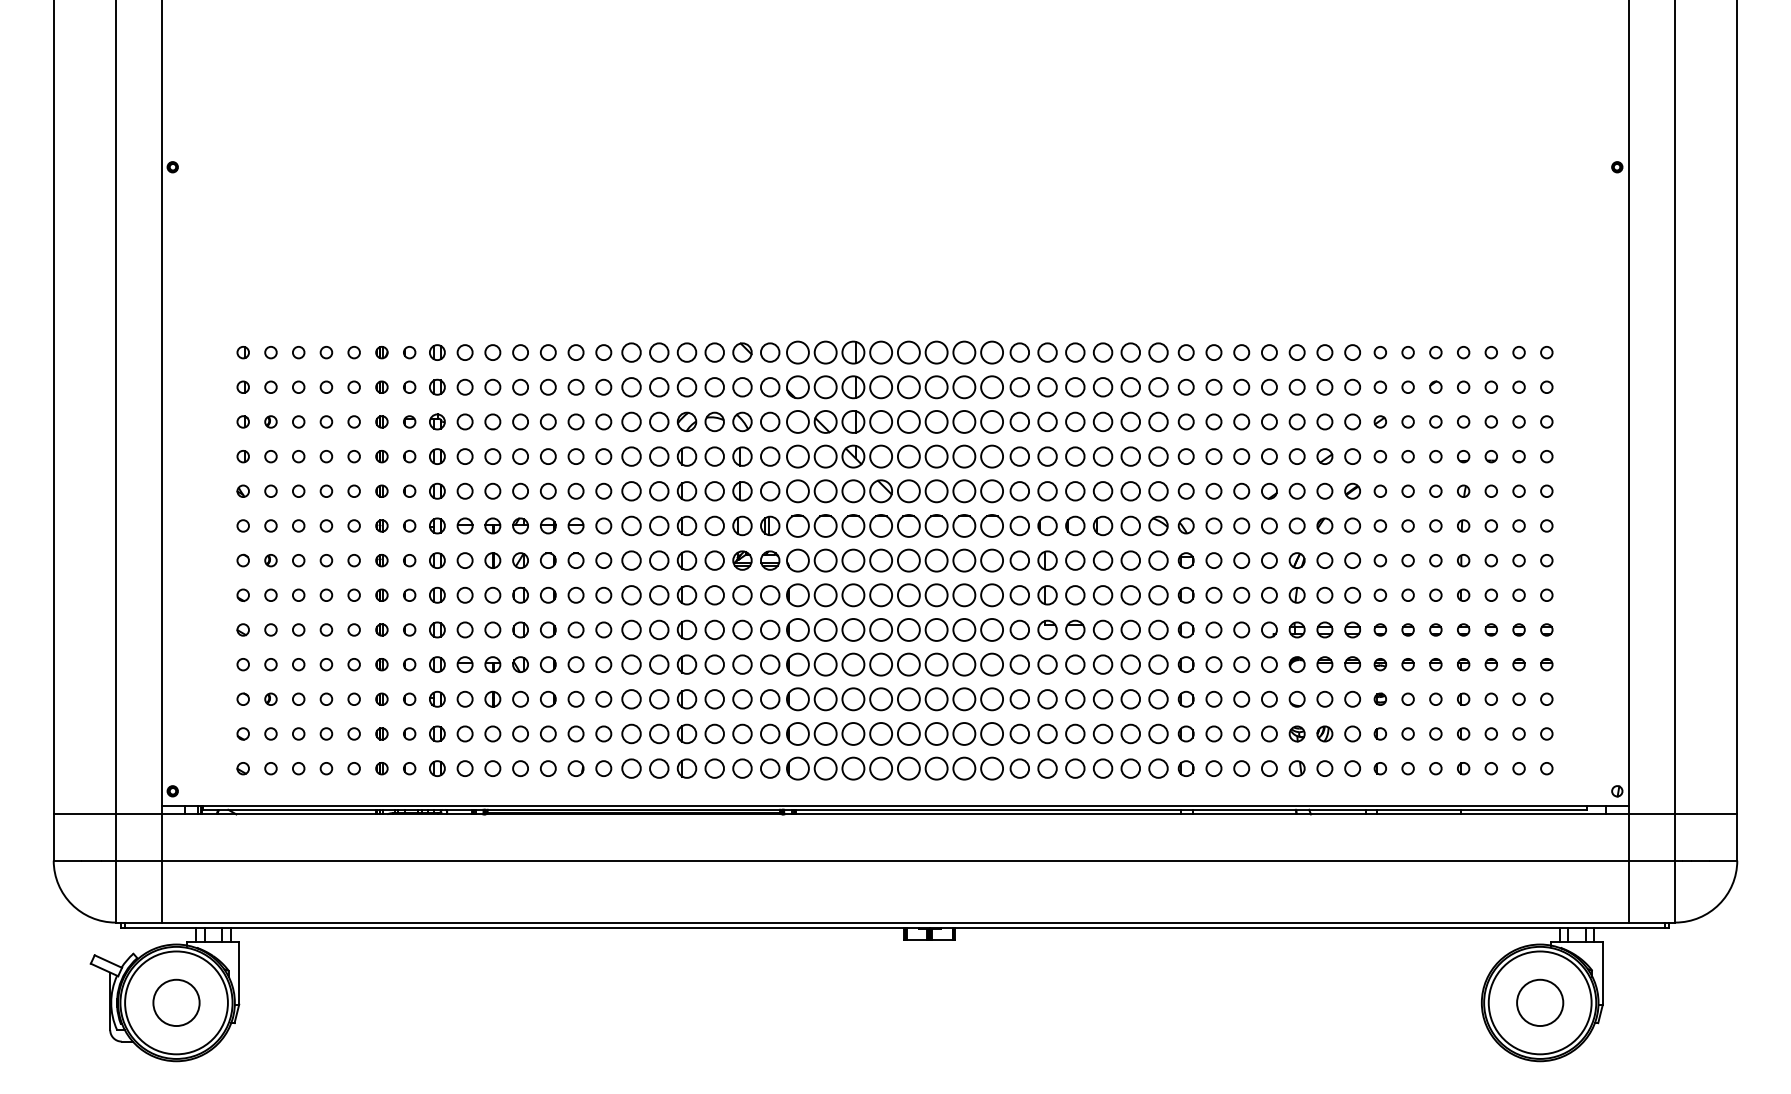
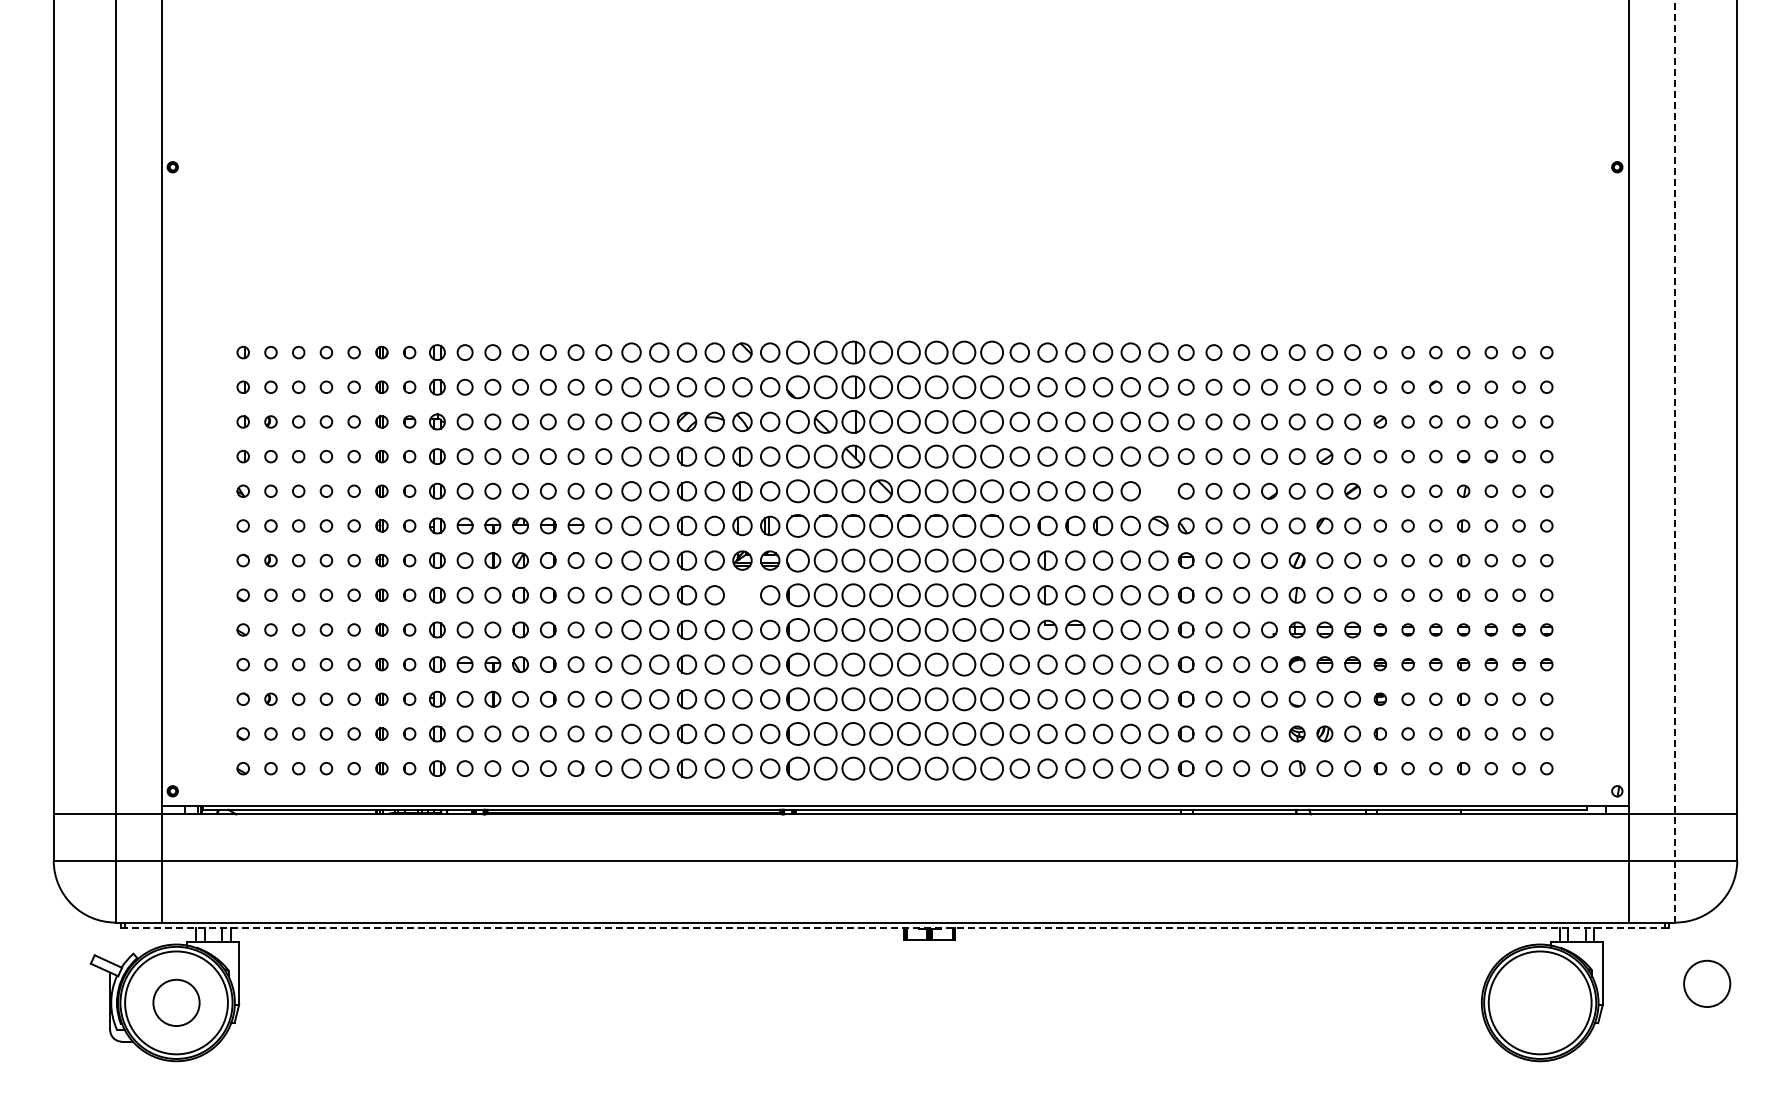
line: solid -> dashed (1675, 461)
circle: present -> none (1158, 491)
circle: present -> none (742, 595)
line: solid -> dashed (895, 928)
circle position: (1540, 1002) -> (1707, 983) (1707, 983)
